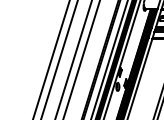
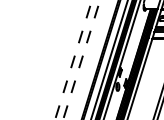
line: present -> none (51, 59)
line: present -> none (59, 59)
line: solid -> dashed (81, 59)
line: solid -> dashed (73, 60)
